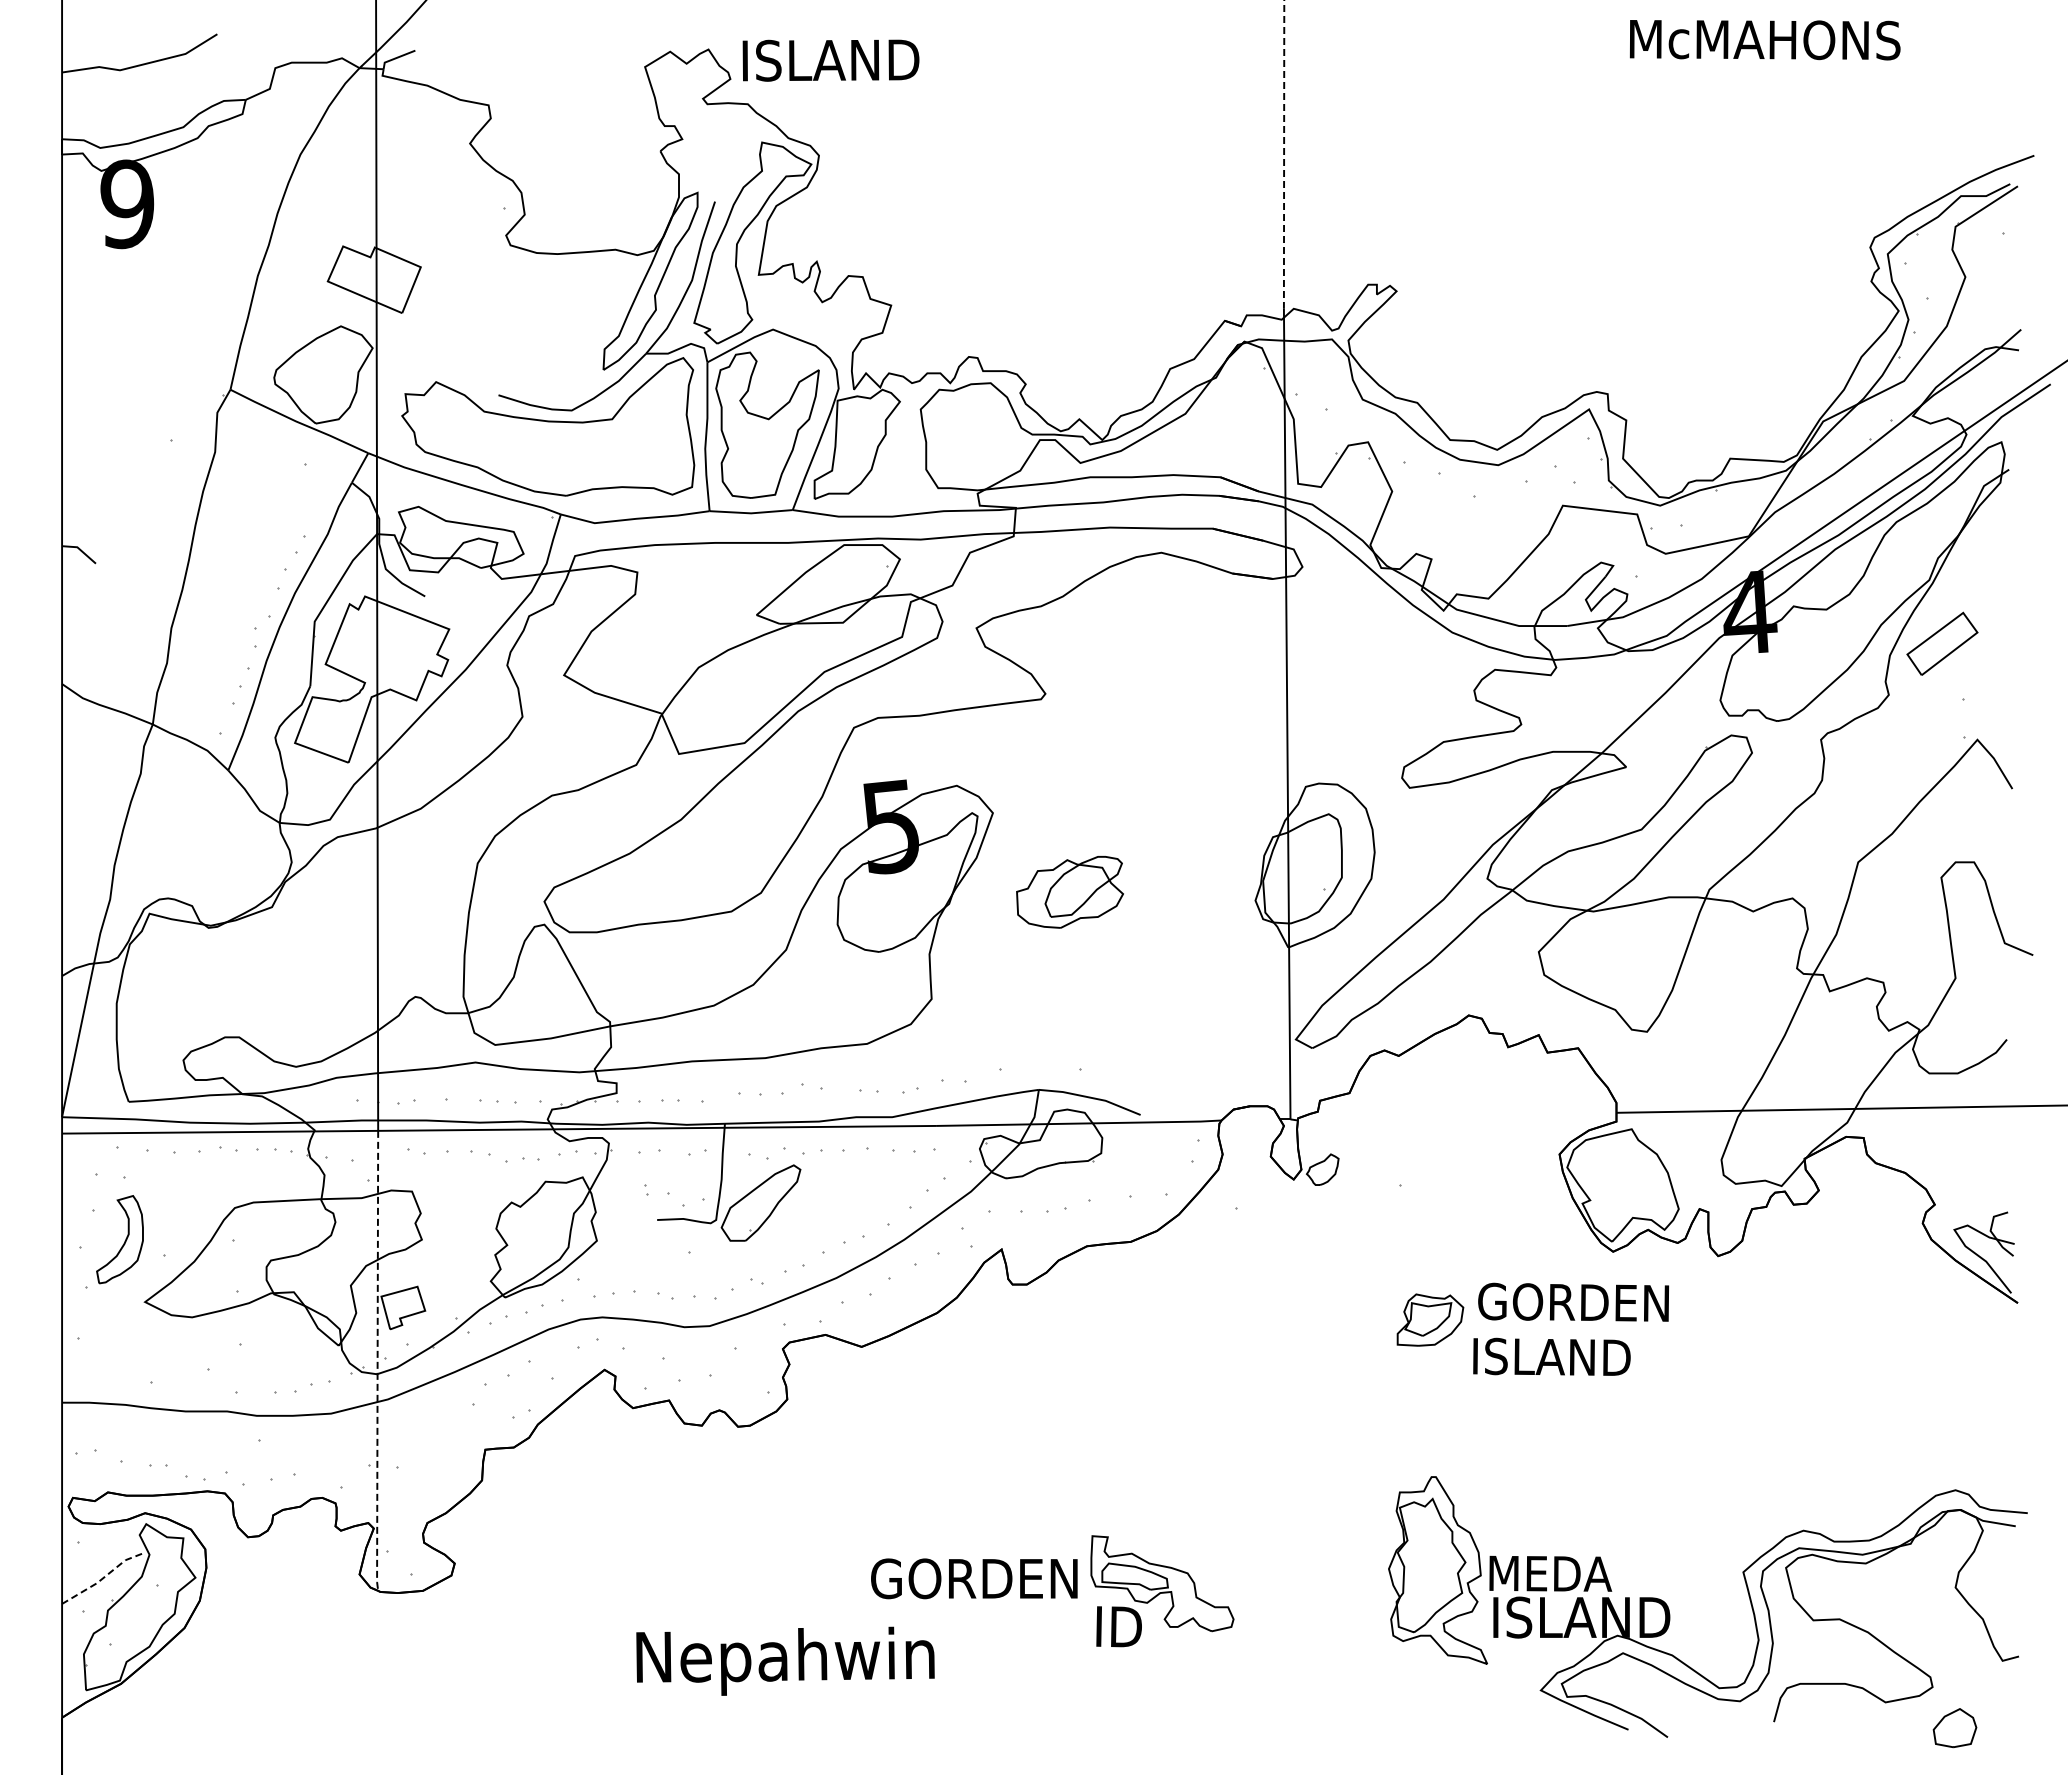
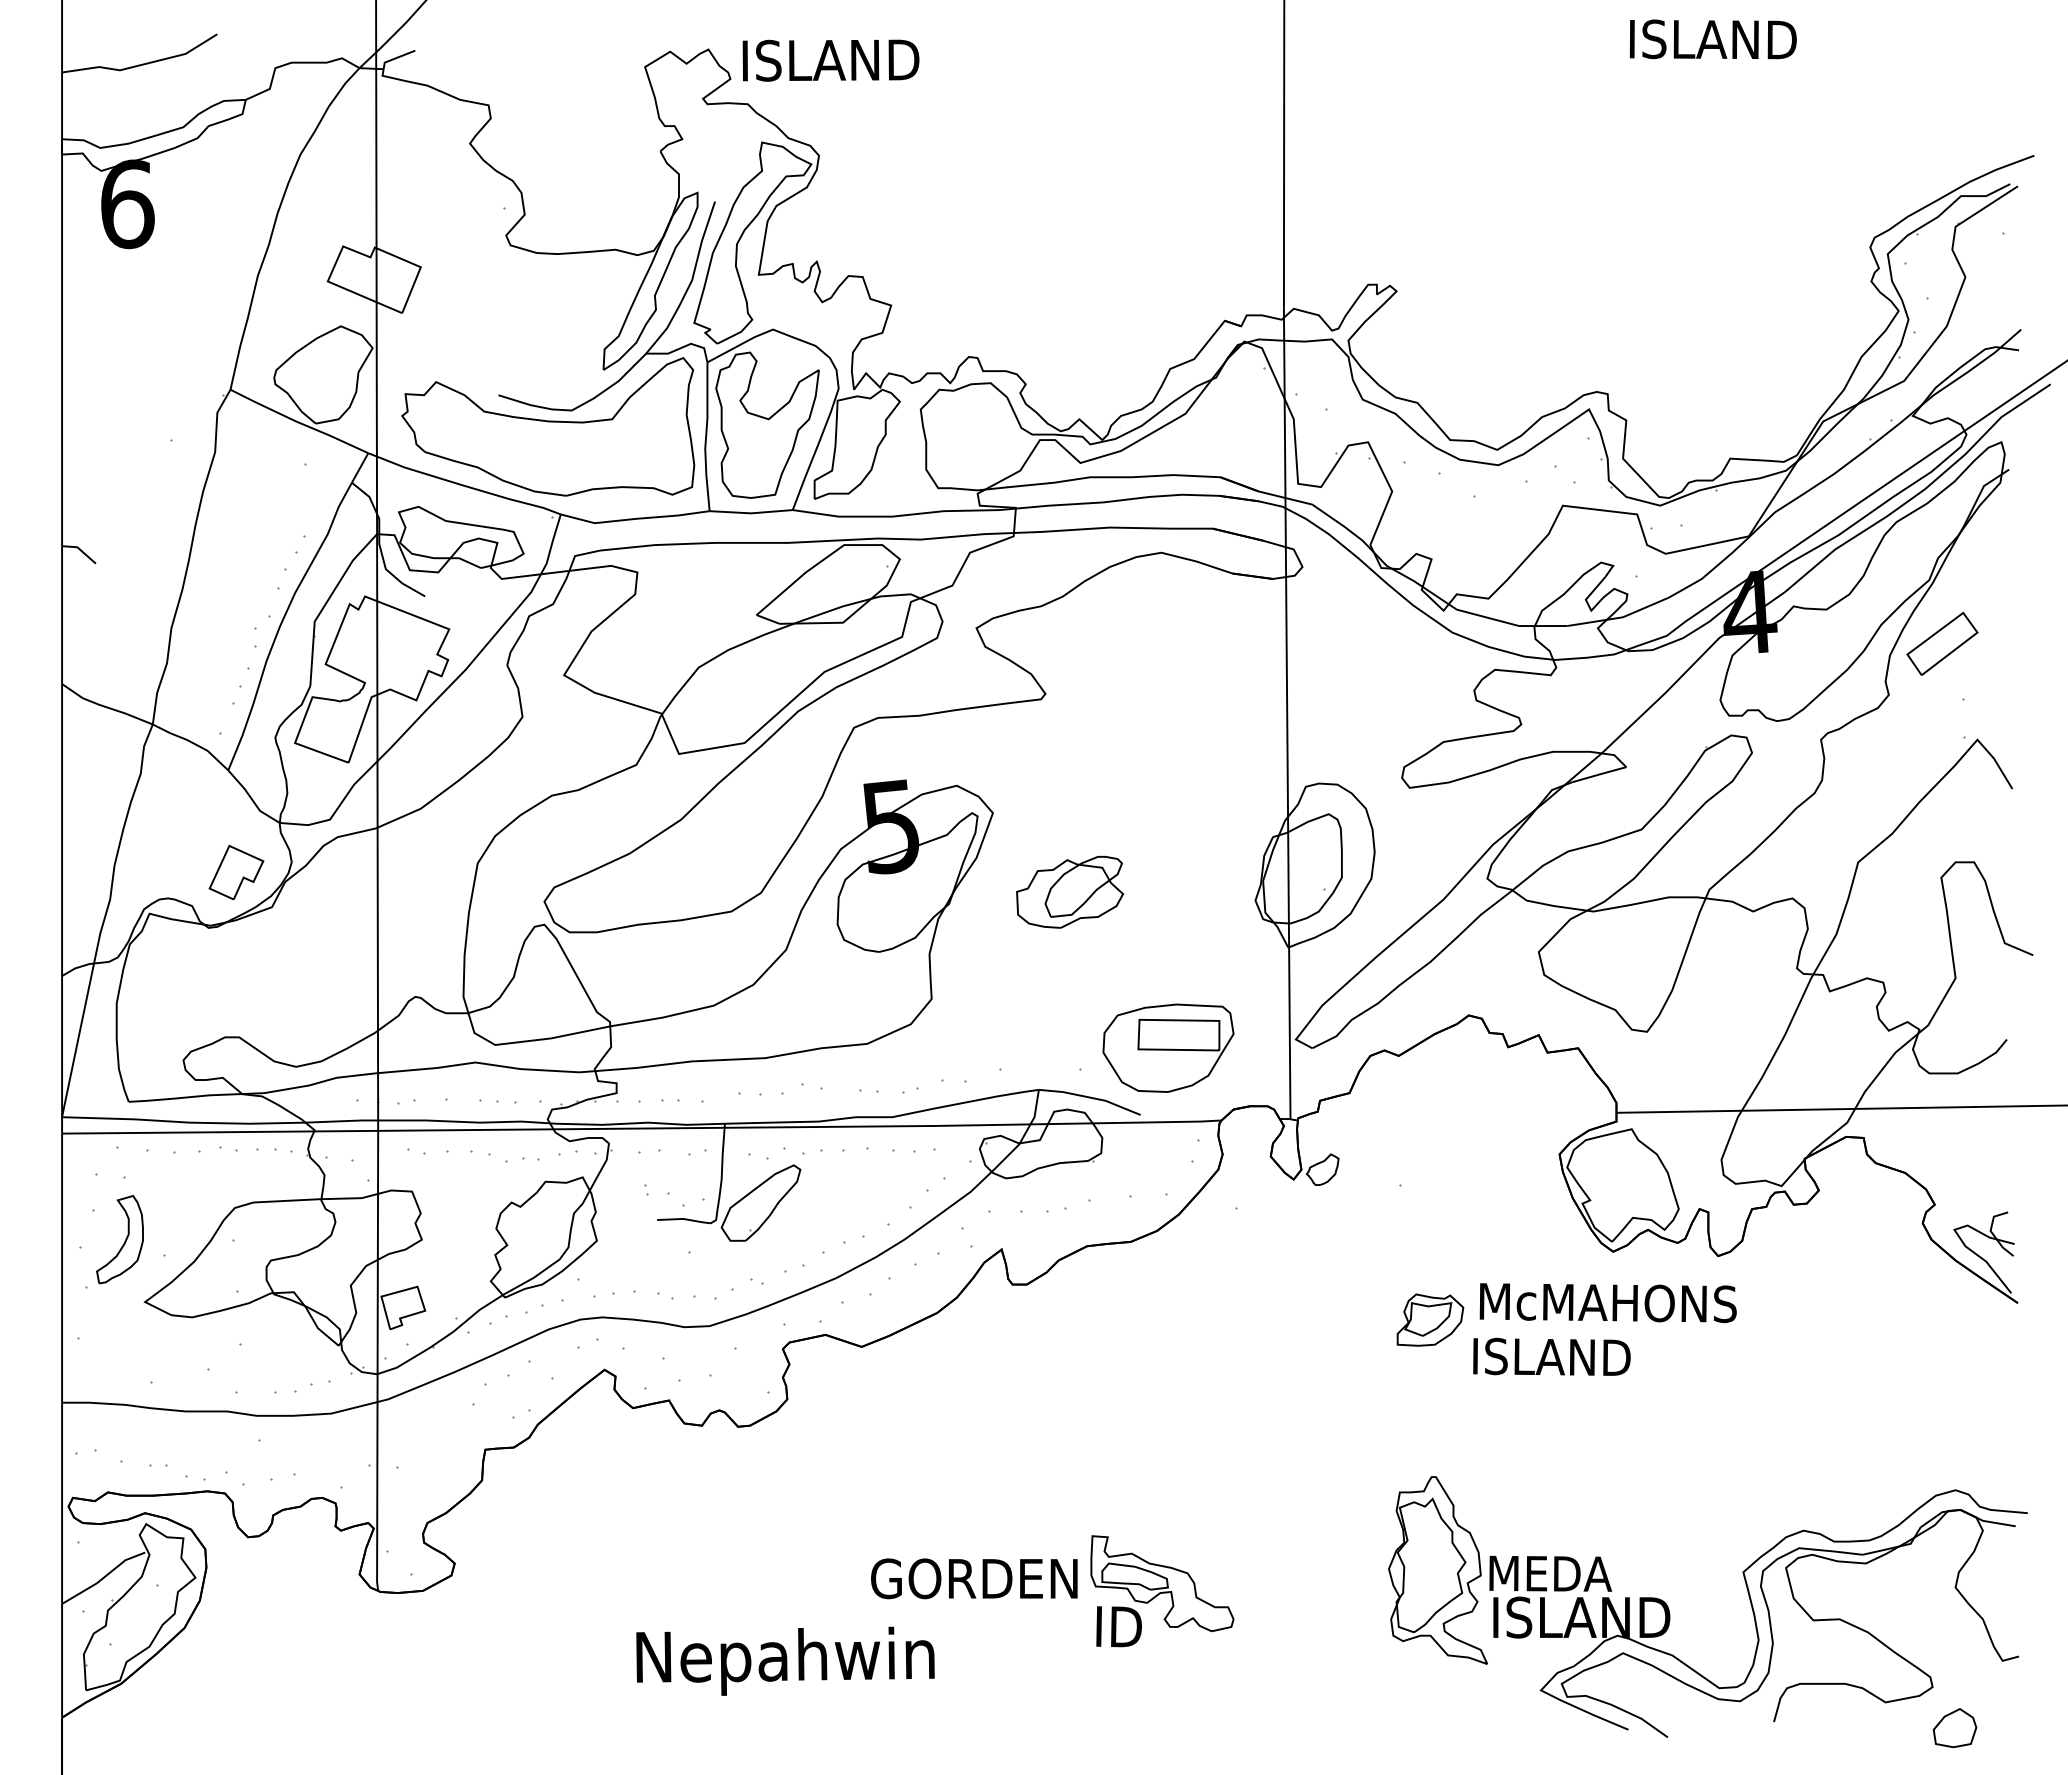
text: McMAHONS -> ISLAND (1767, 39)
line: dashed -> solid (1284, 154)
text: 9 -> 6 (127, 204)
part: none -> present (236, 872)
part: none -> present (1168, 1047)
text: GORDEN -> McMAHONS (1607, 1302)
line: dashed -> solid (377, 1361)
line: dashed -> solid (103, 1577)
